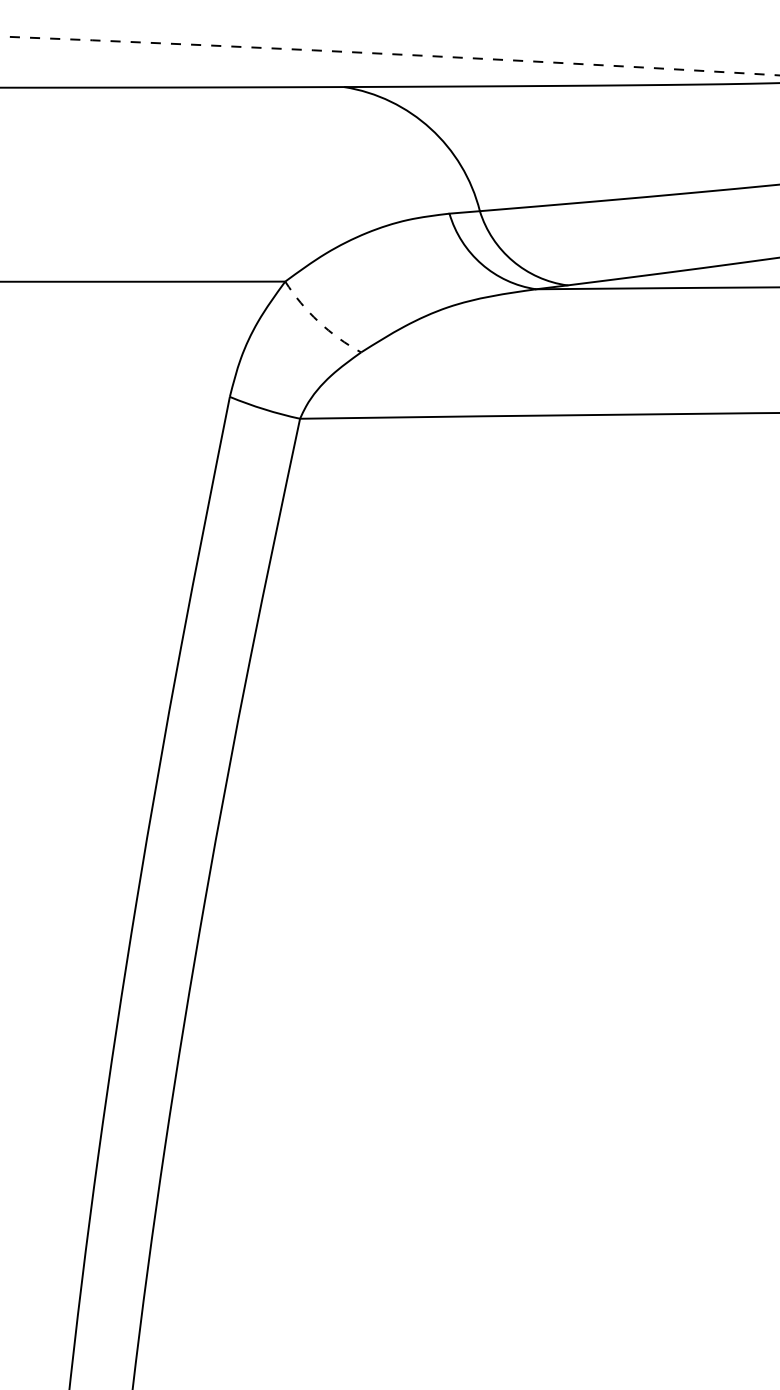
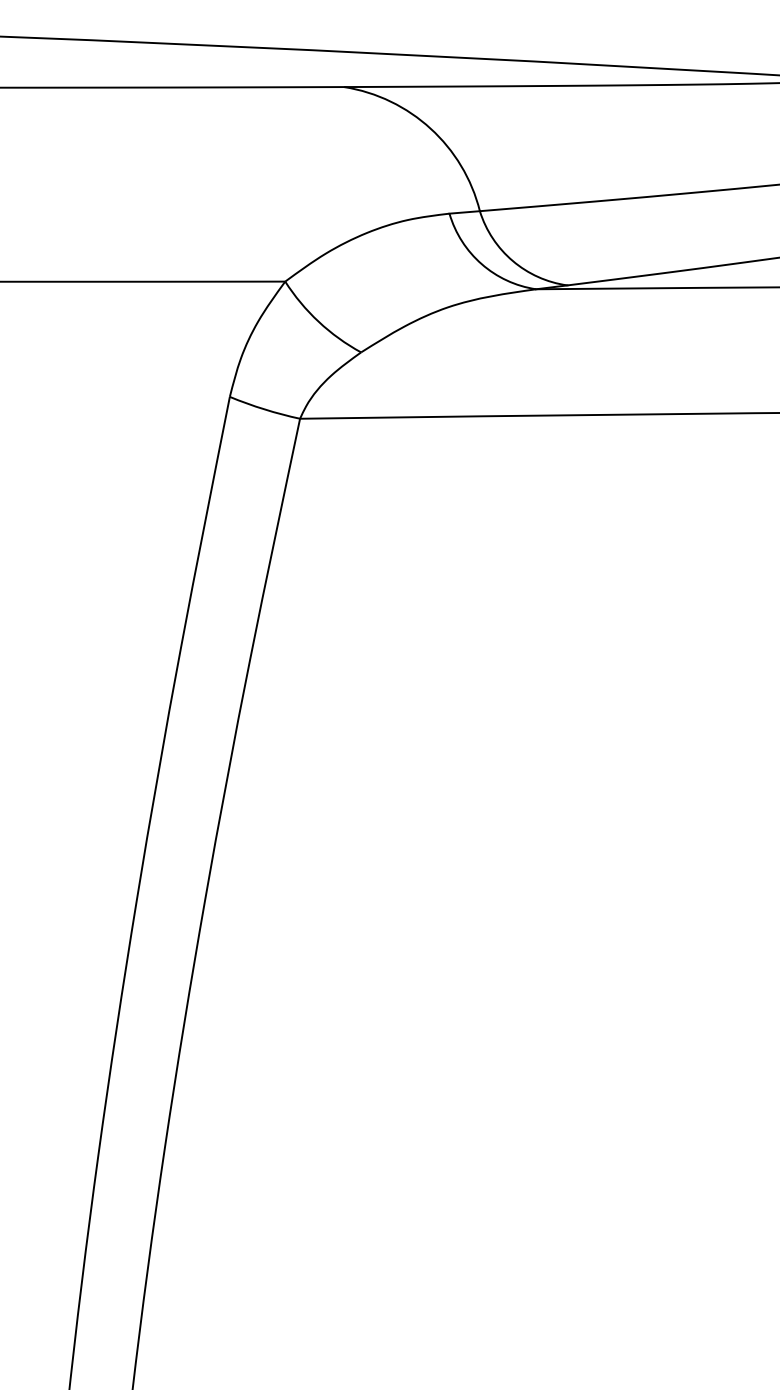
arc: dashed -> solid (390, 54)
arc: dashed -> solid (318, 321)
